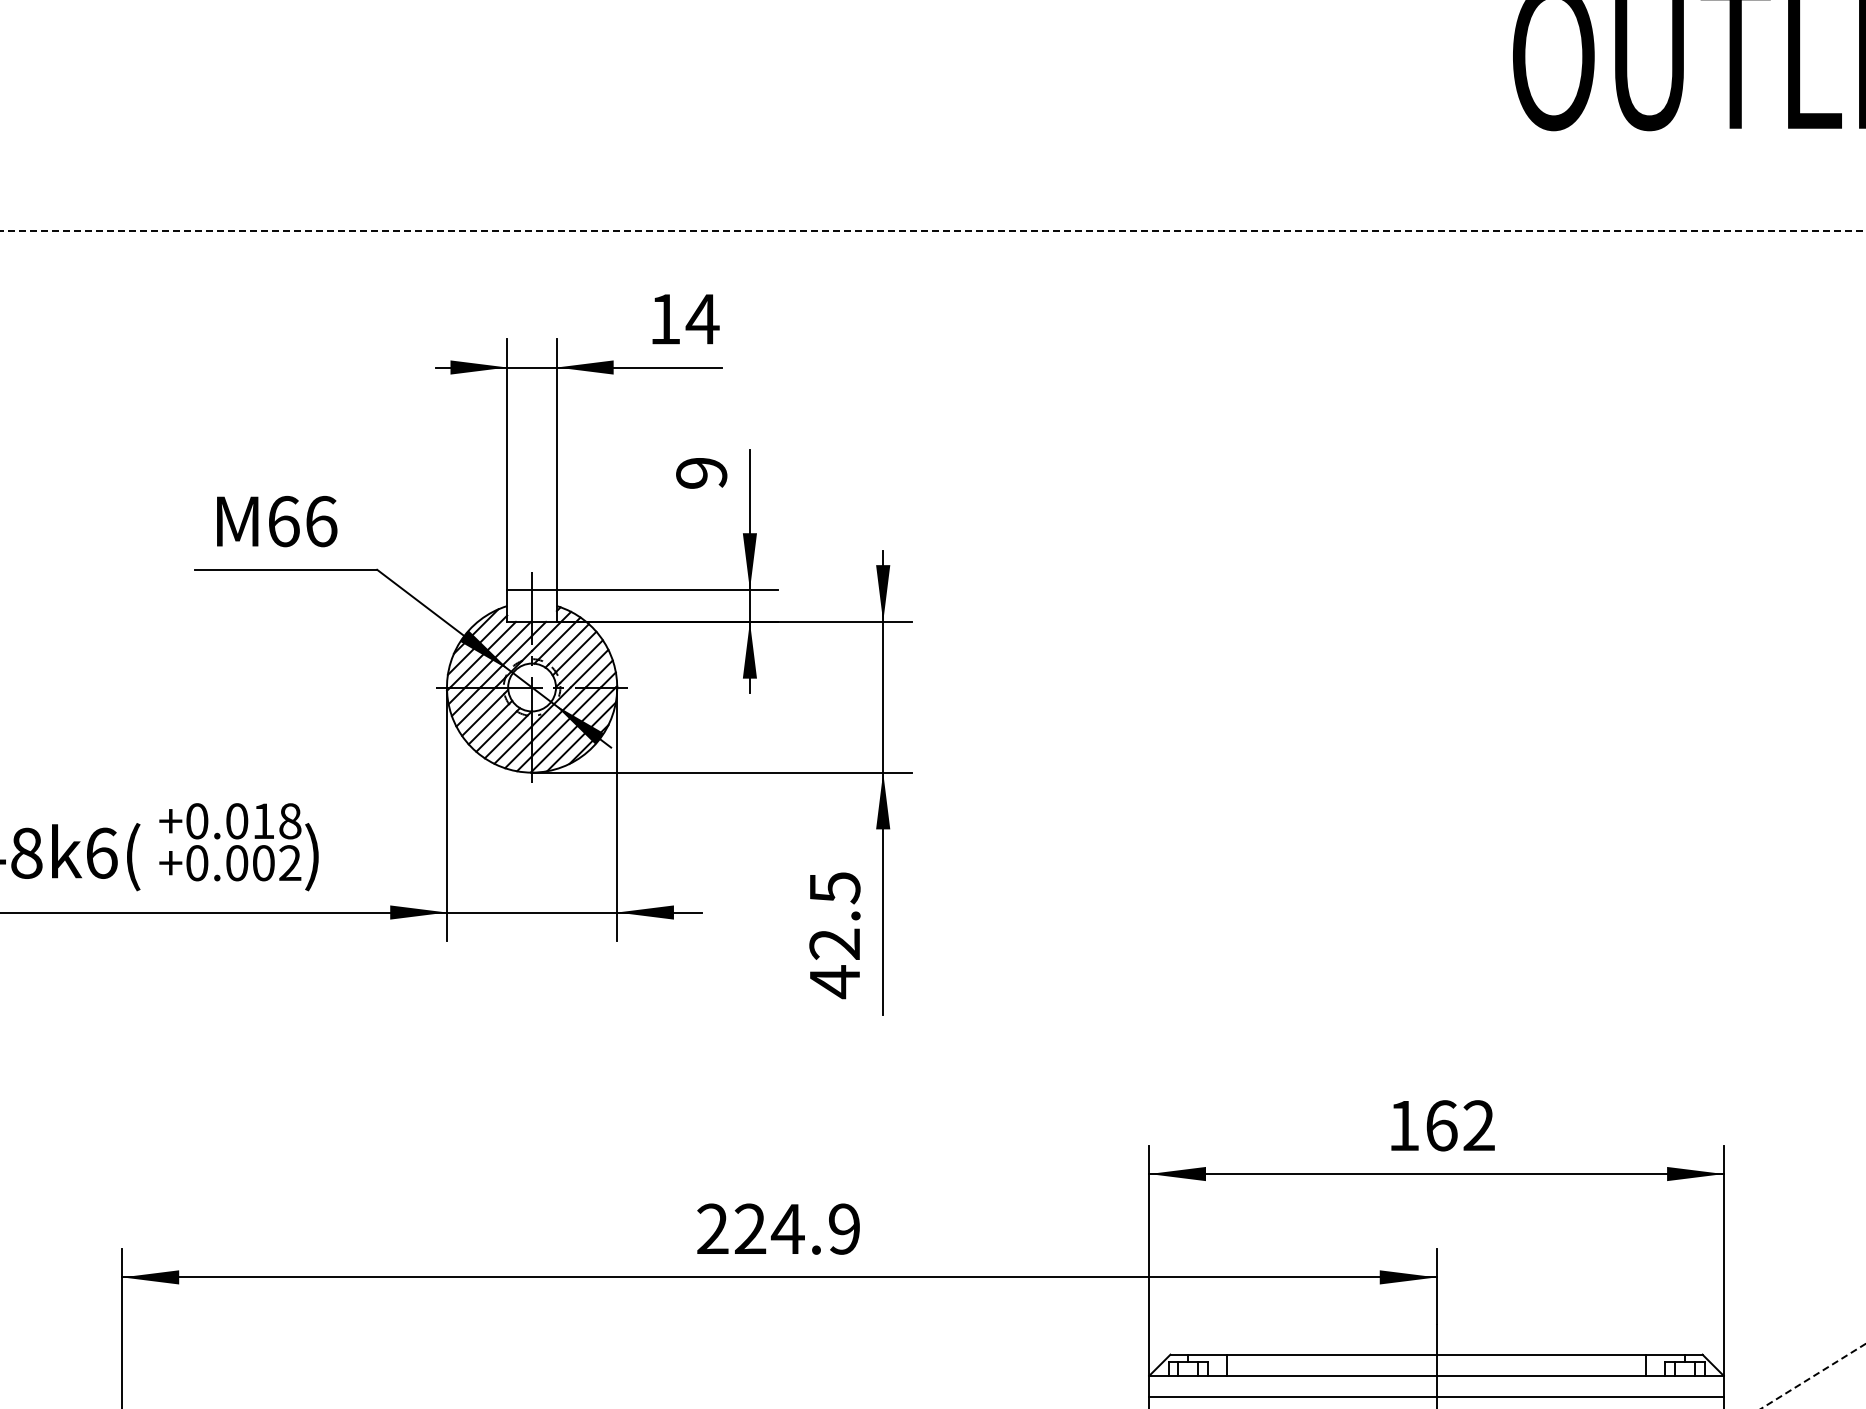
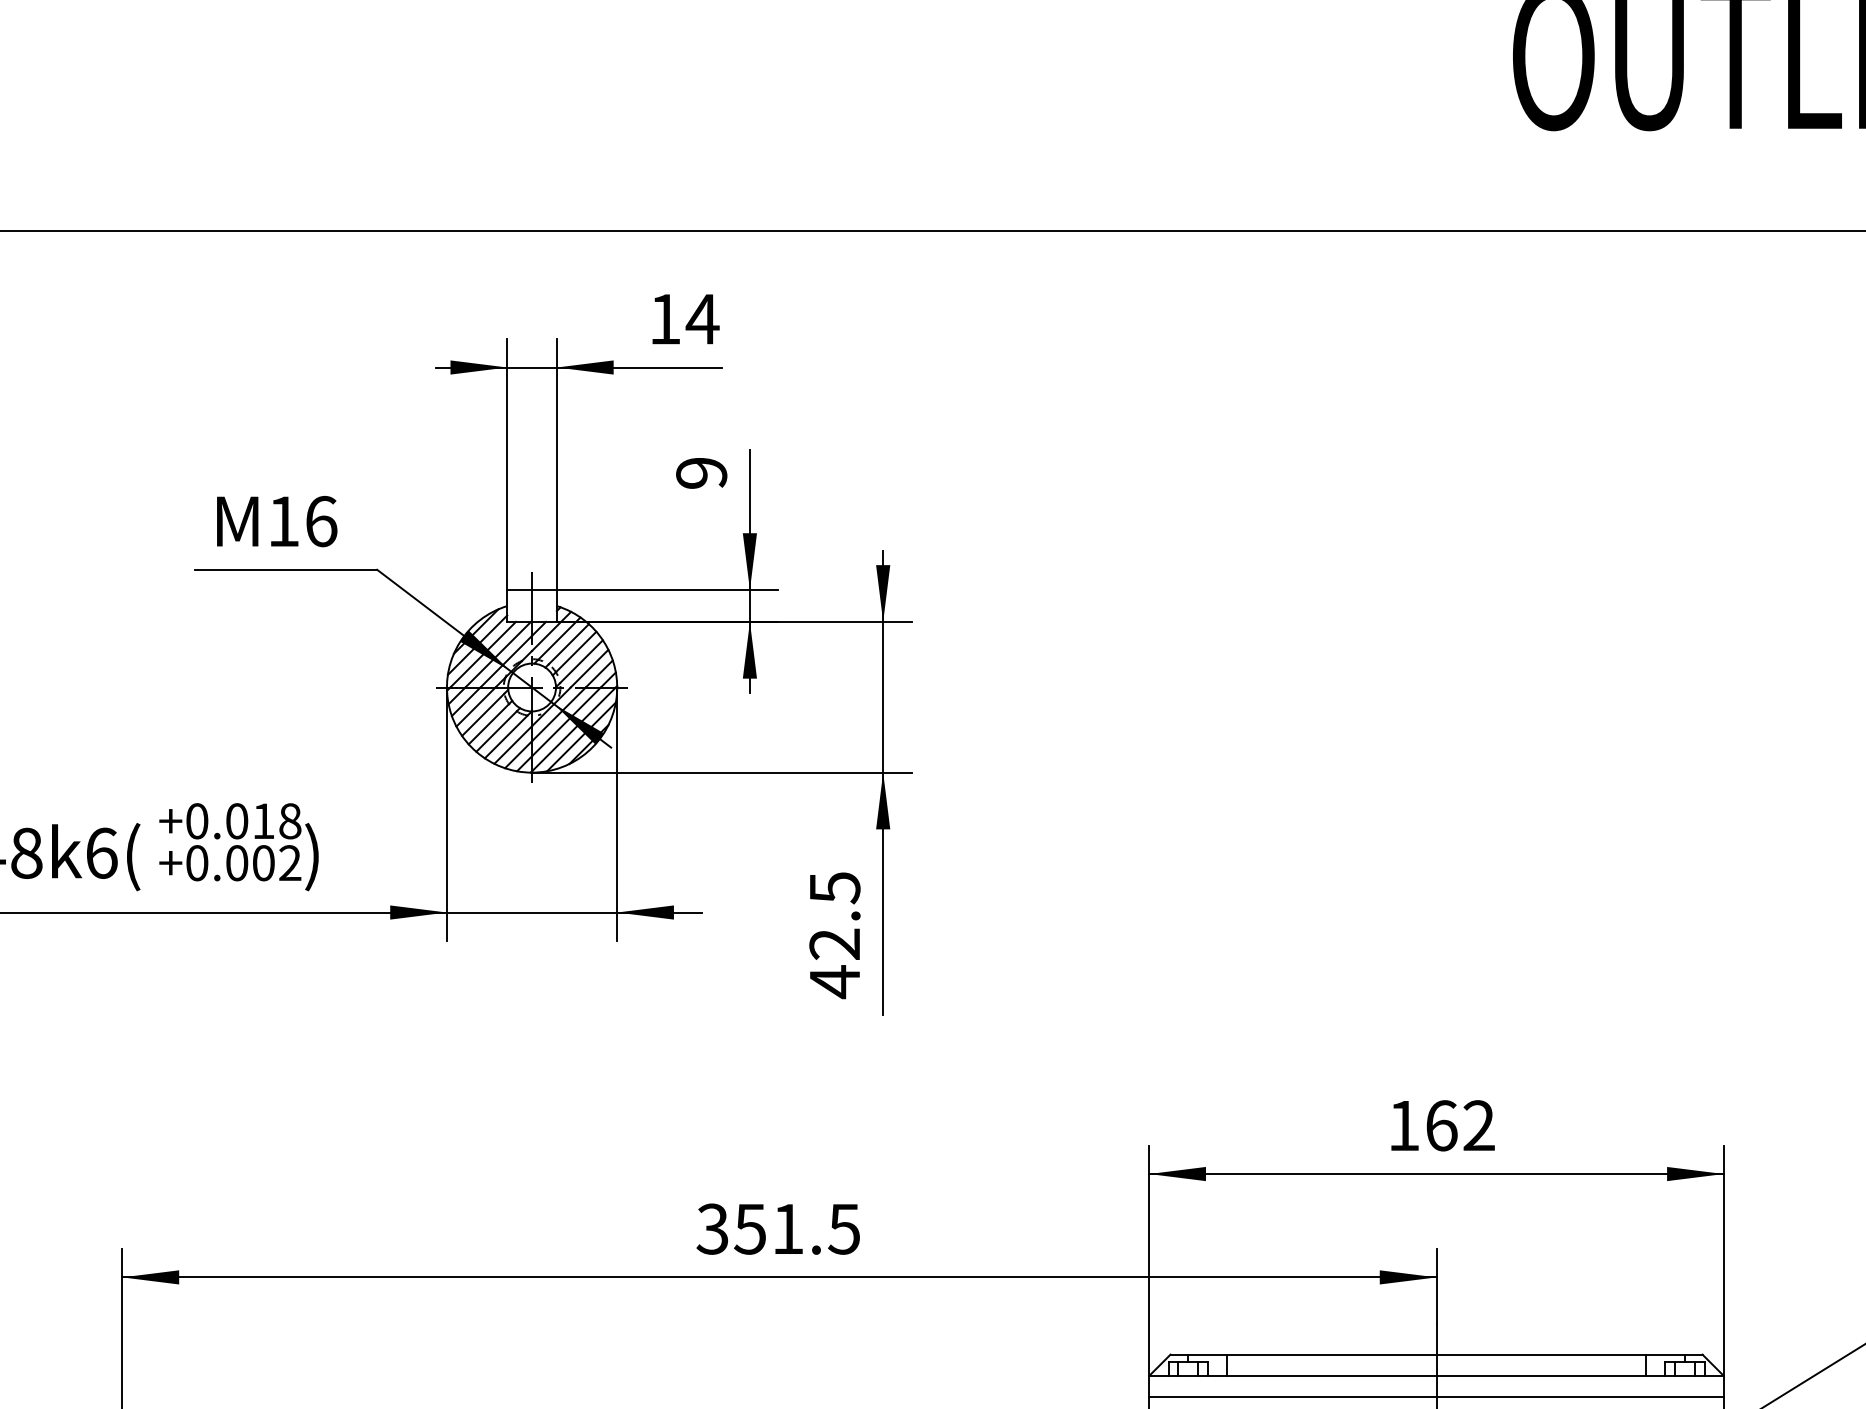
line: dashed -> solid (932, 230)
text: M66 -> M16 (284, 521)
text: 224.9 -> 351.5 (777, 1228)
line: dashed -> solid (1812, 1376)
